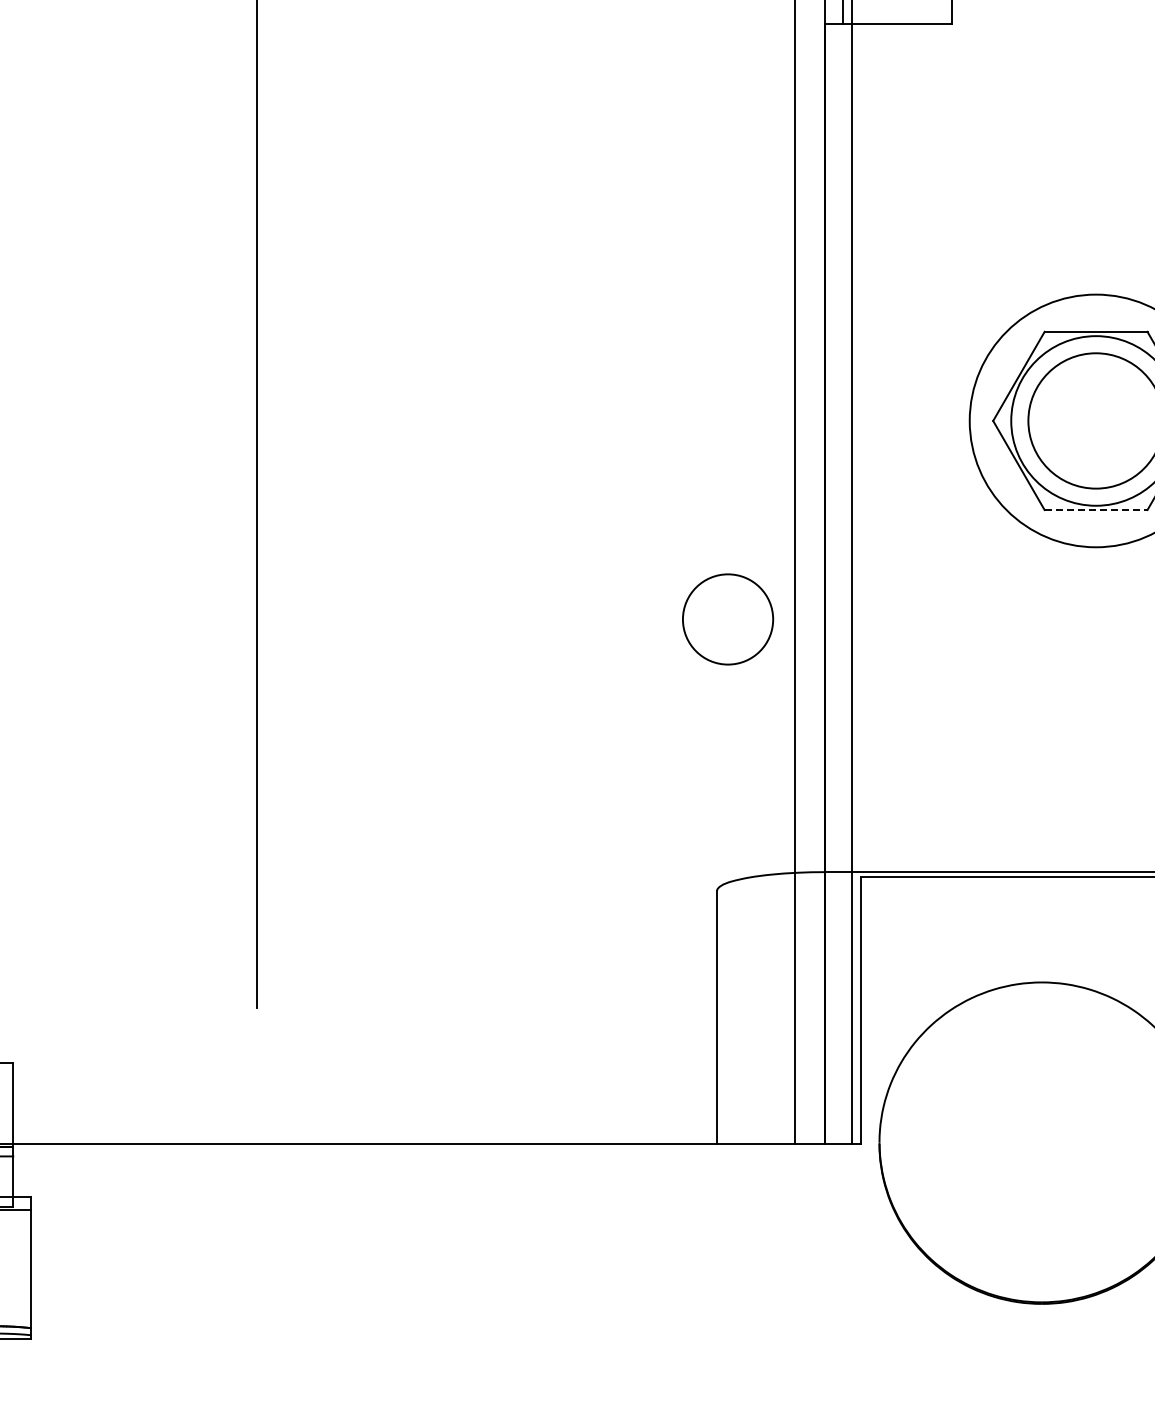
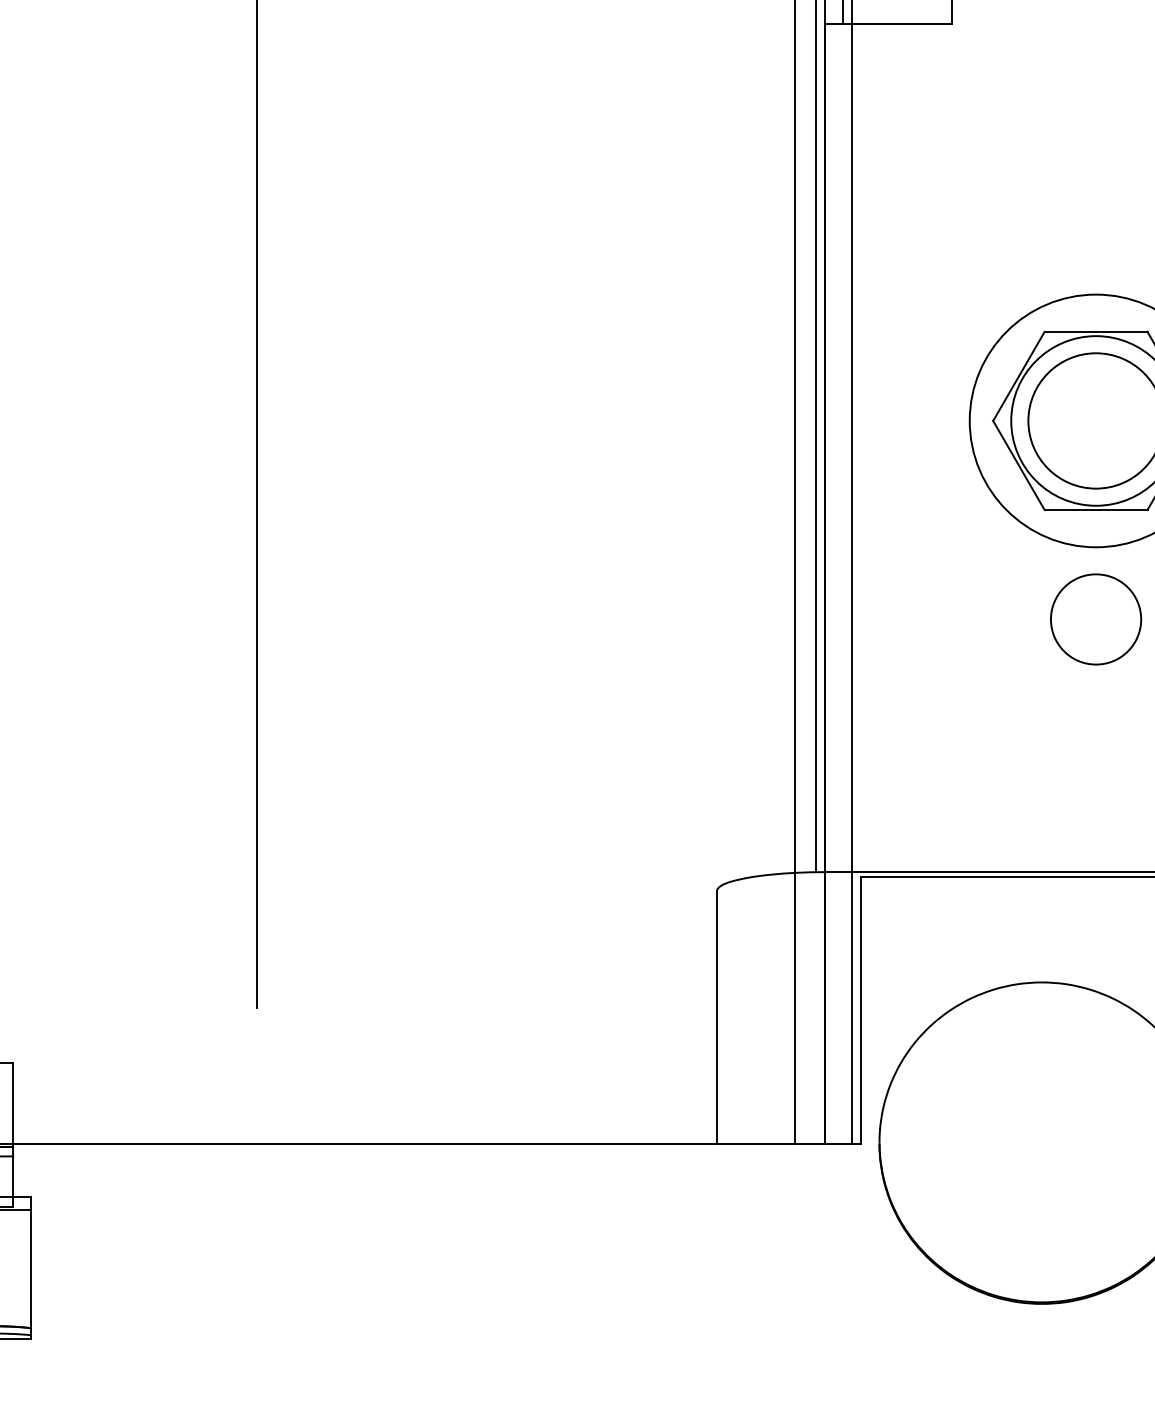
line: none -> present (816, 437)
line: dashed -> solid (1096, 510)
circle position: (728, 619) -> (1096, 619) (1096, 619)
